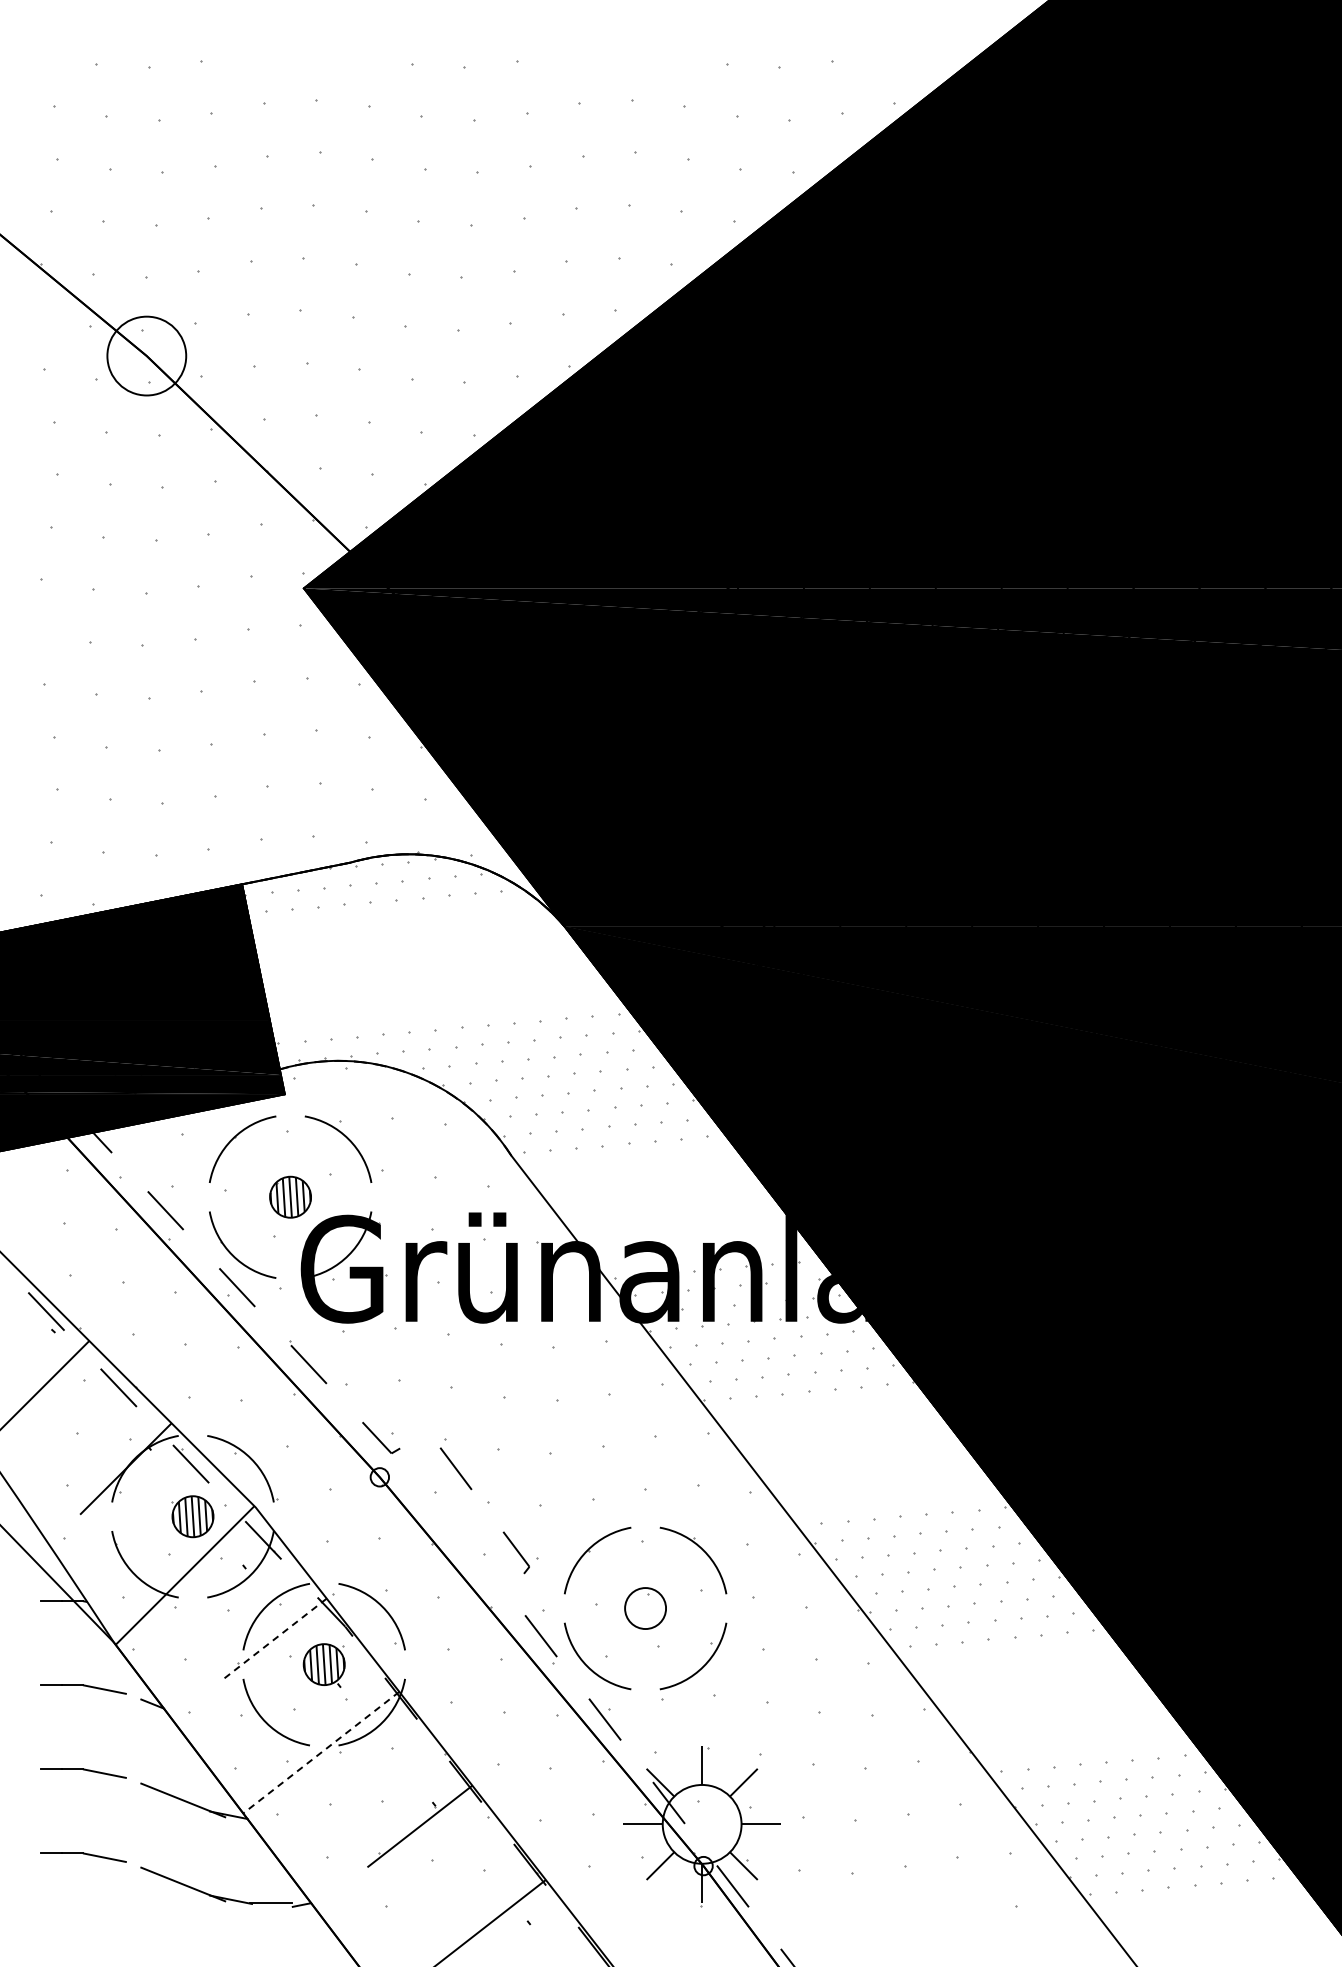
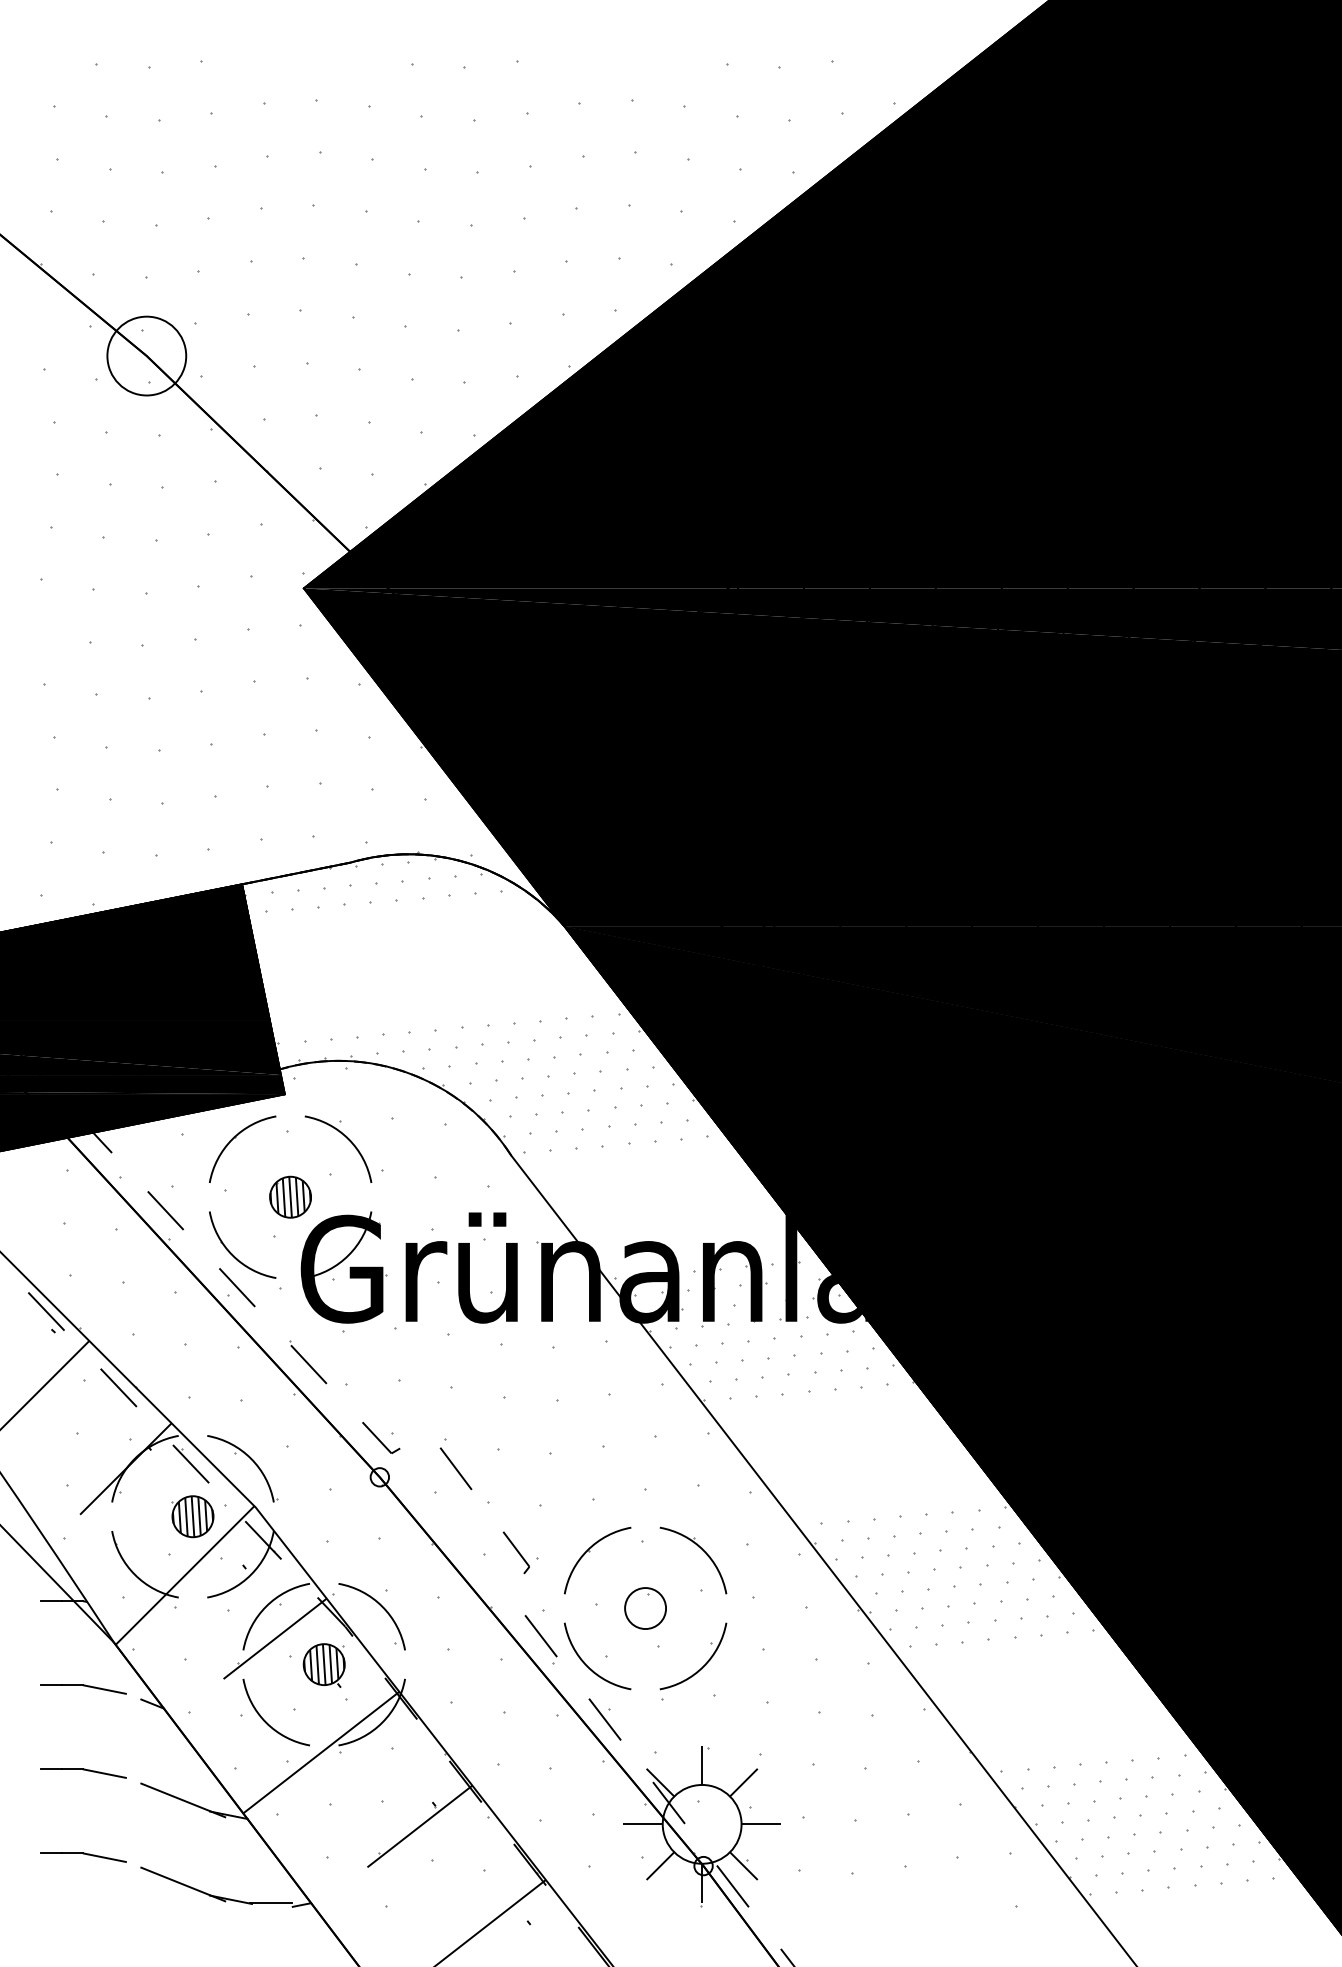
line: dashed -> solid (274, 1639)
line: dashed -> solid (321, 1752)
